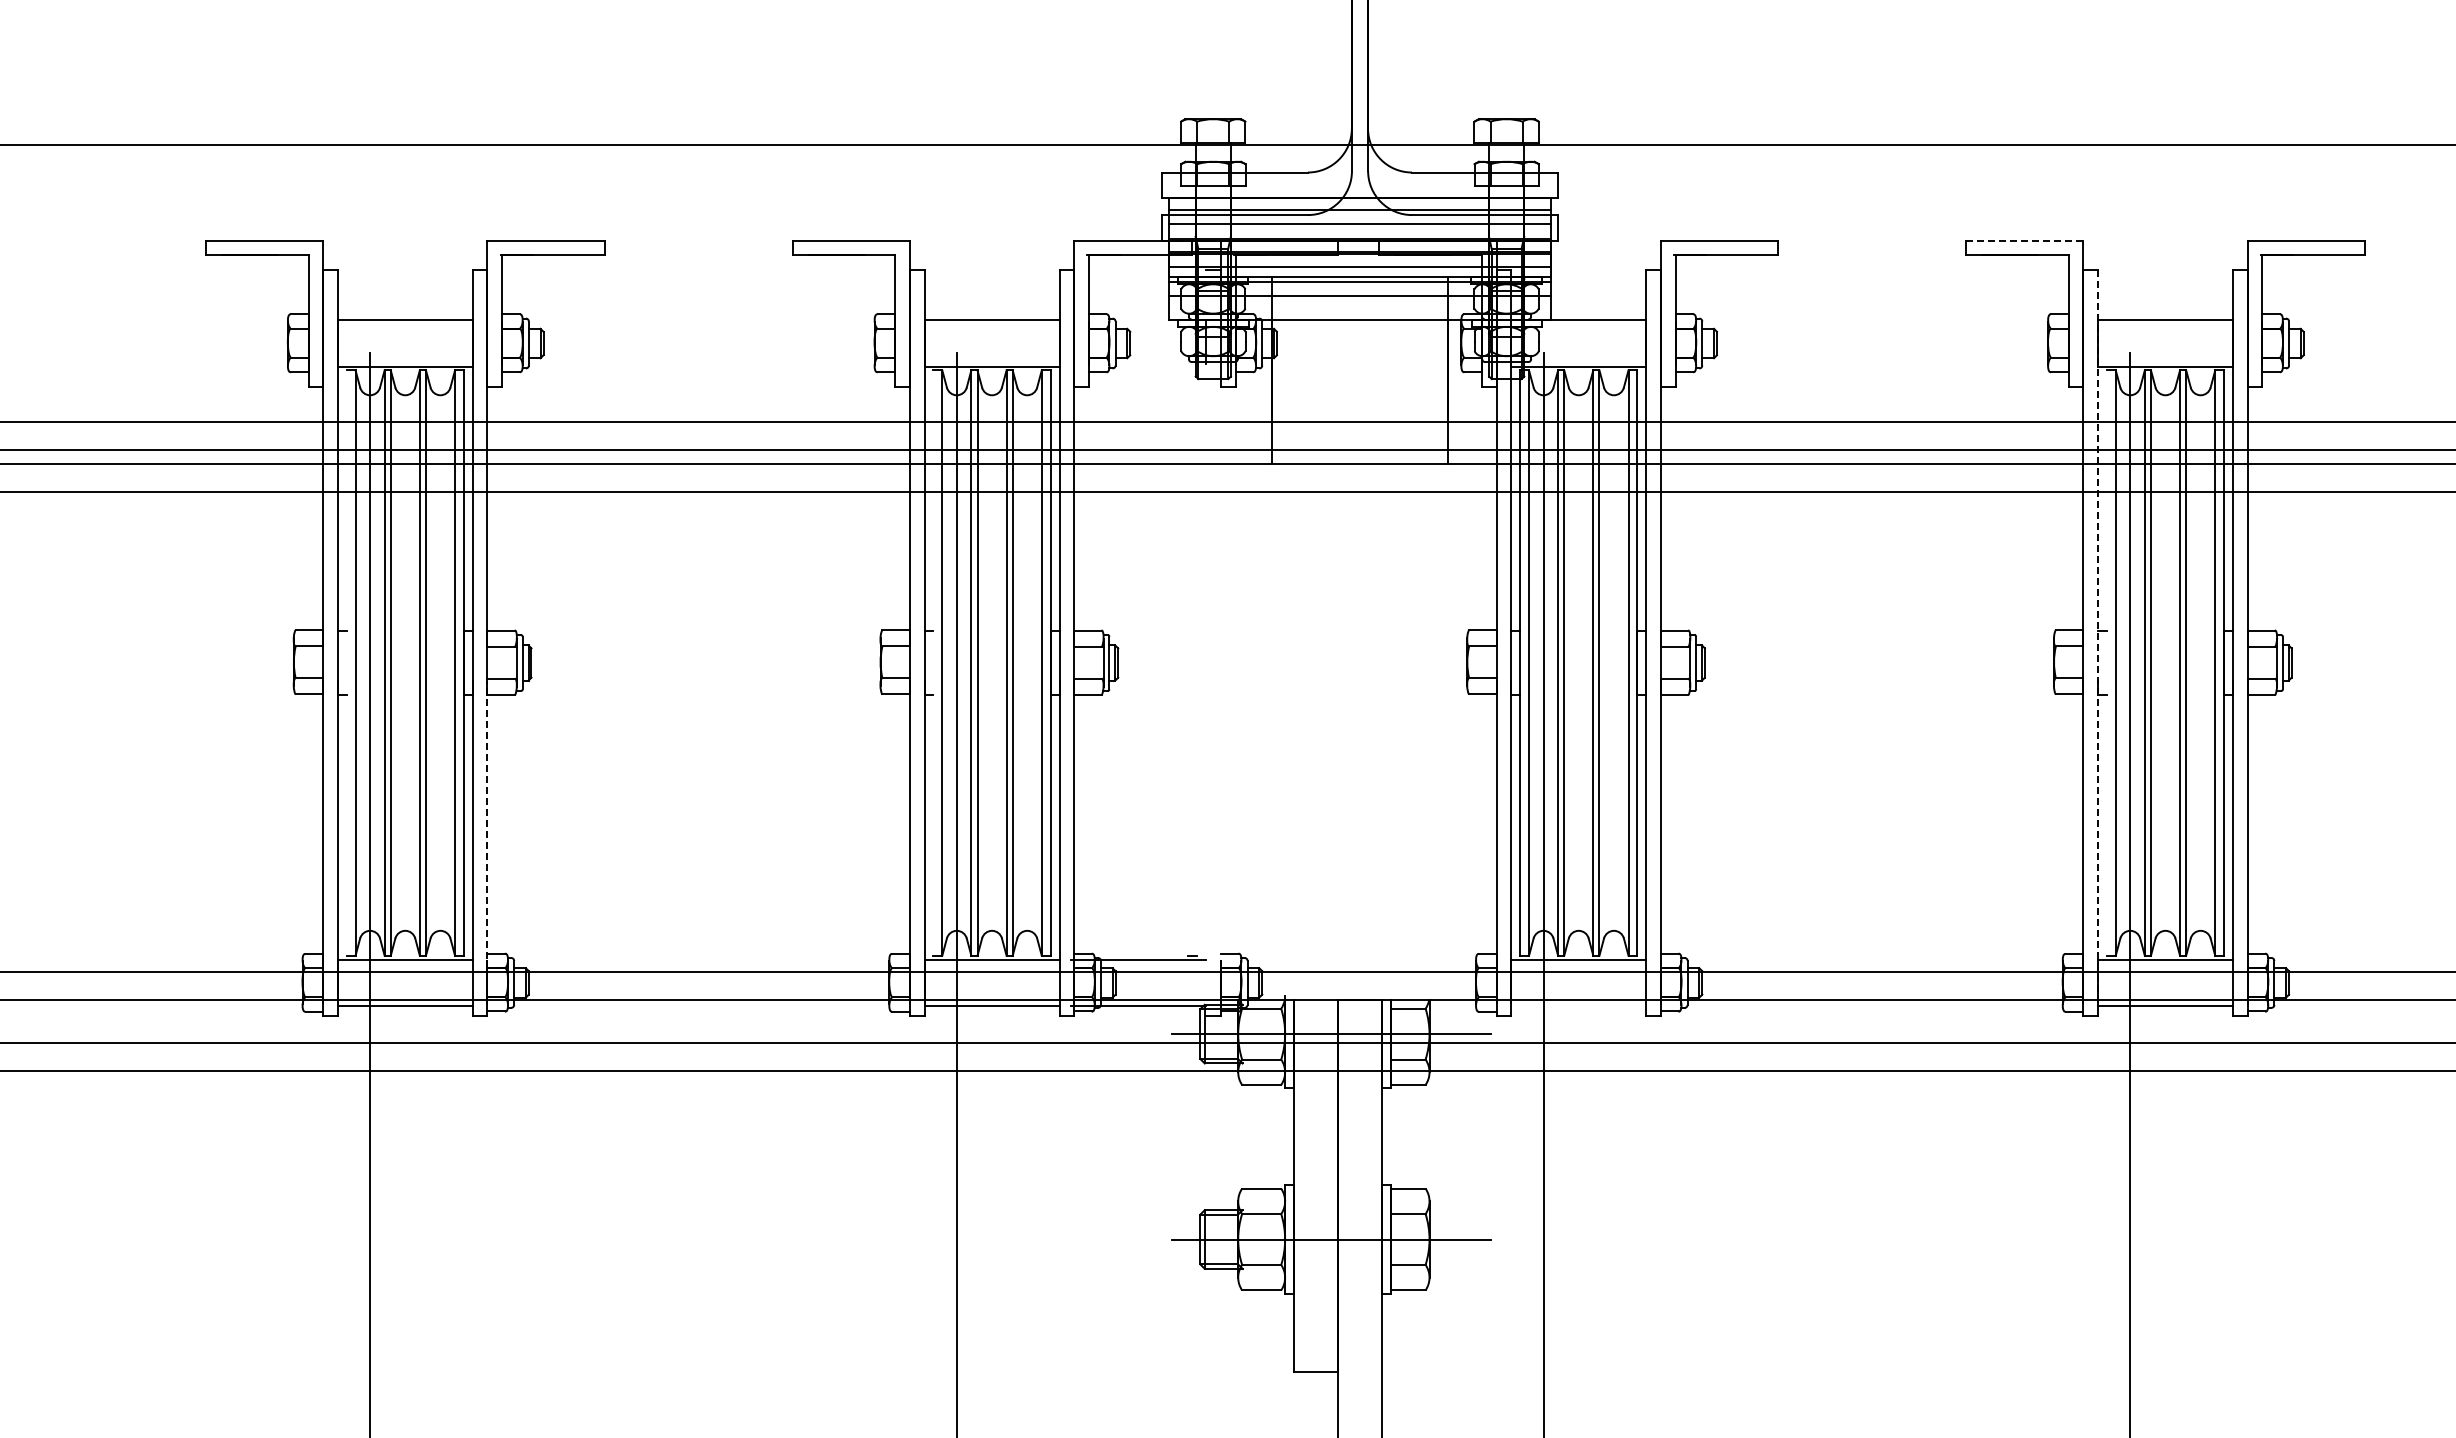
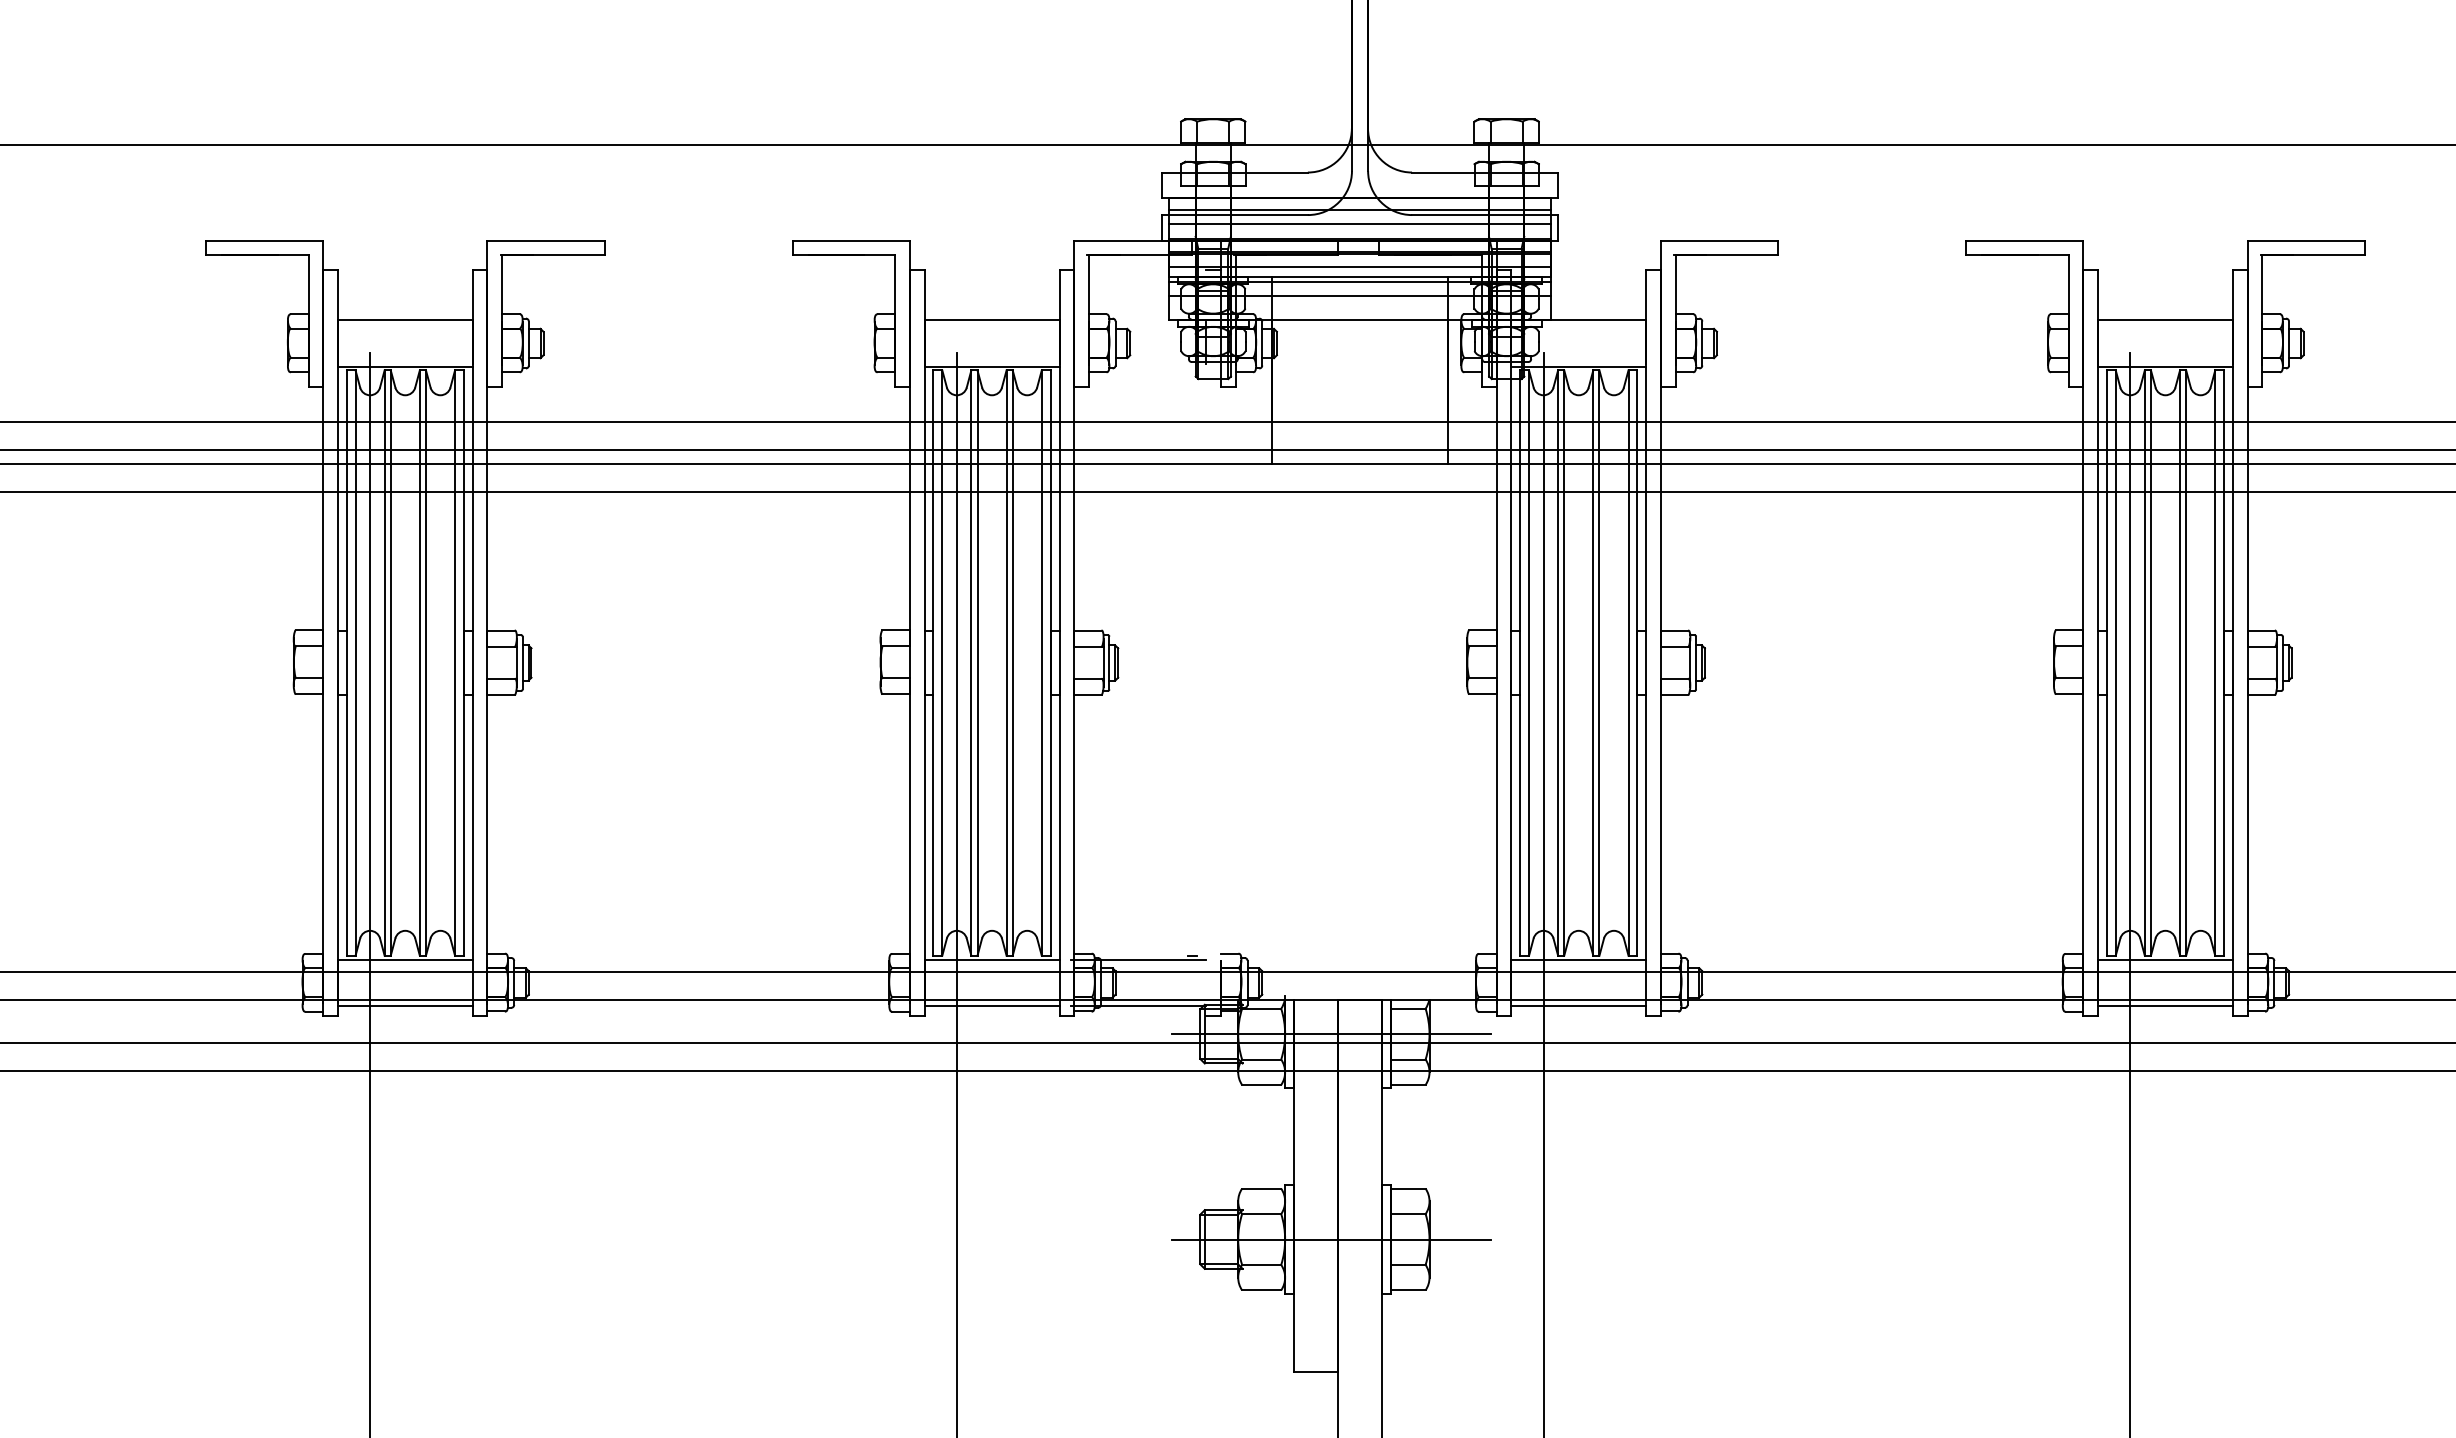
line: dashed -> solid (2024, 240)
line: dashed -> solid (2098, 636)
line: none -> present (346, 662)
line: none -> present (933, 662)
line: none -> present (2106, 662)
line: dashed -> solid (487, 841)
line: none -> present (1578, 1006)
